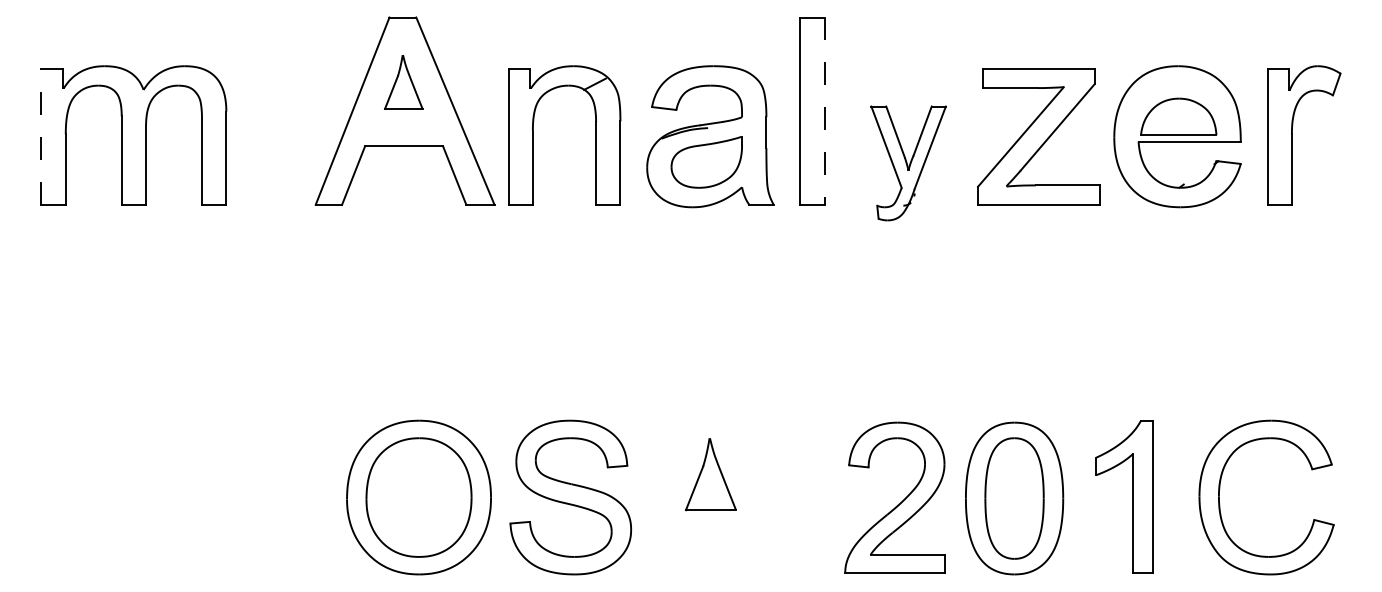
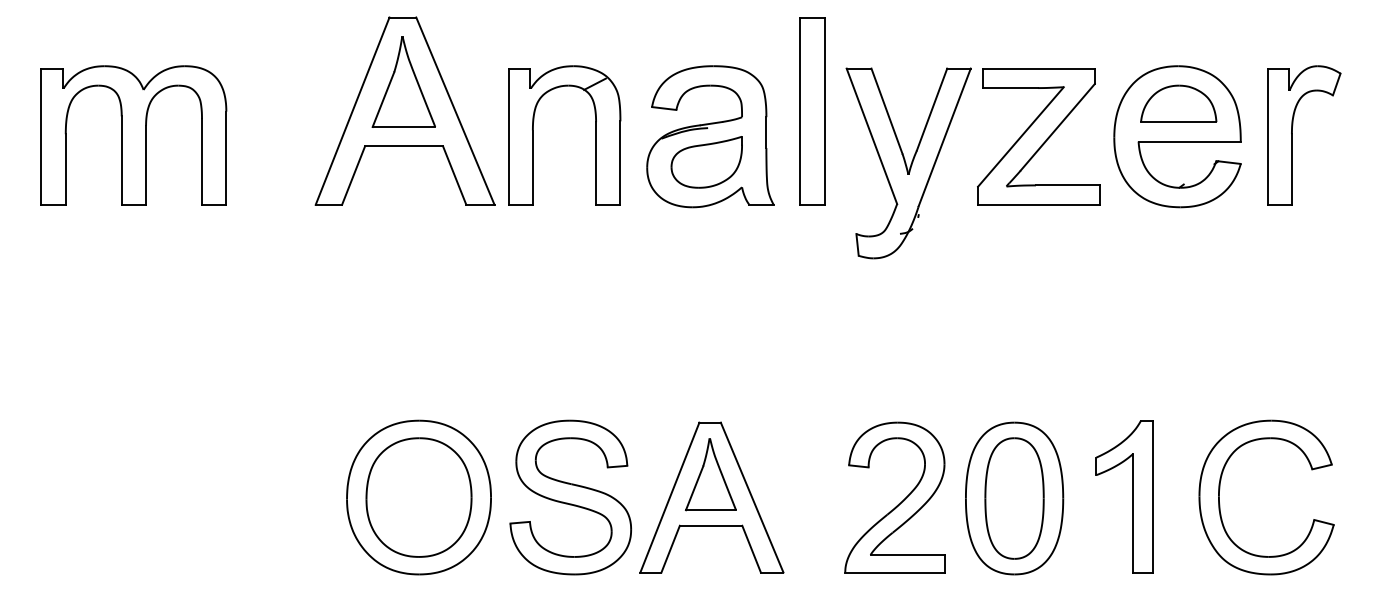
part size: 40x55 px -> 65x92 px (403, 81)
line: dashed -> solid (824, 111)
part position: (1178, 116) -> (1178, 103) (1178, 103)
line: dashed -> solid (41, 136)
part size: 77x117 px -> 127x193 px (908, 163)
part: none -> present (711, 497)
